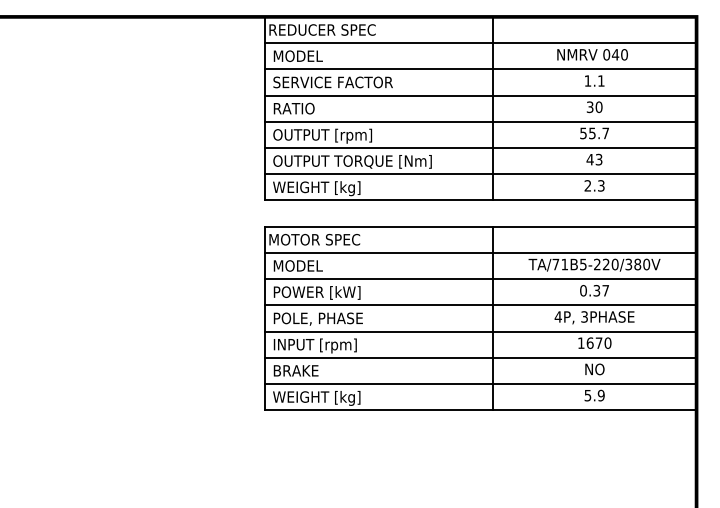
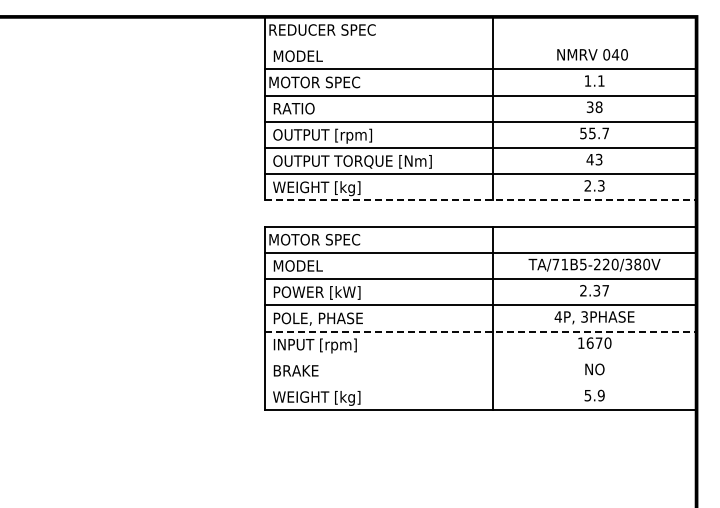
line: present -> none (480, 43)
text: SERVICE FACTOR -> MOTOR SPEC (330, 82)
text: 30 -> 38 (598, 106)
line: solid -> dashed (480, 200)
text: 0.37 -> 2.37 (583, 290)
line: solid -> dashed (480, 331)
line: present -> none (480, 357)
line: present -> none (480, 383)
